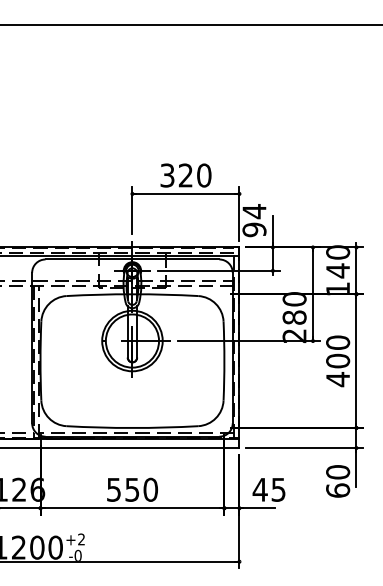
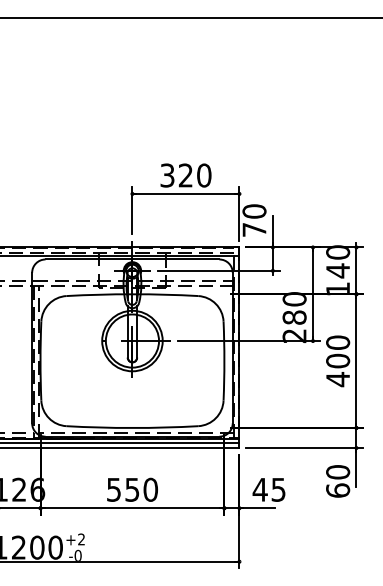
line position: (190, 24) -> (190, 17) (190, 17)
text: 94 -> 70 (254, 220)
line: none -> present (120, 442)
